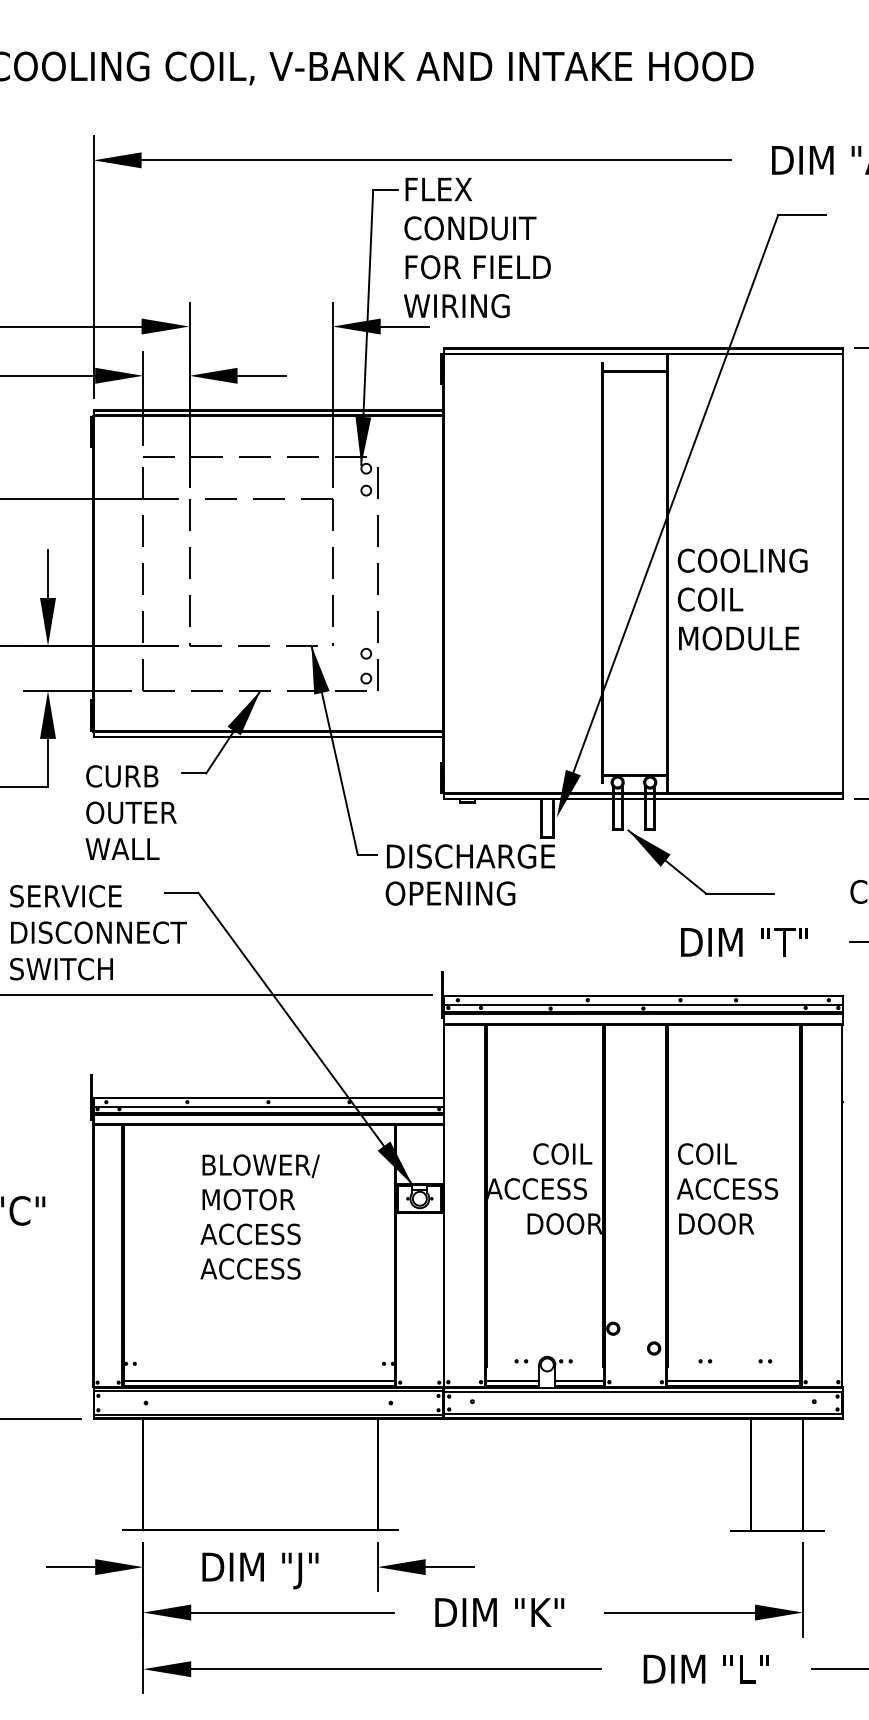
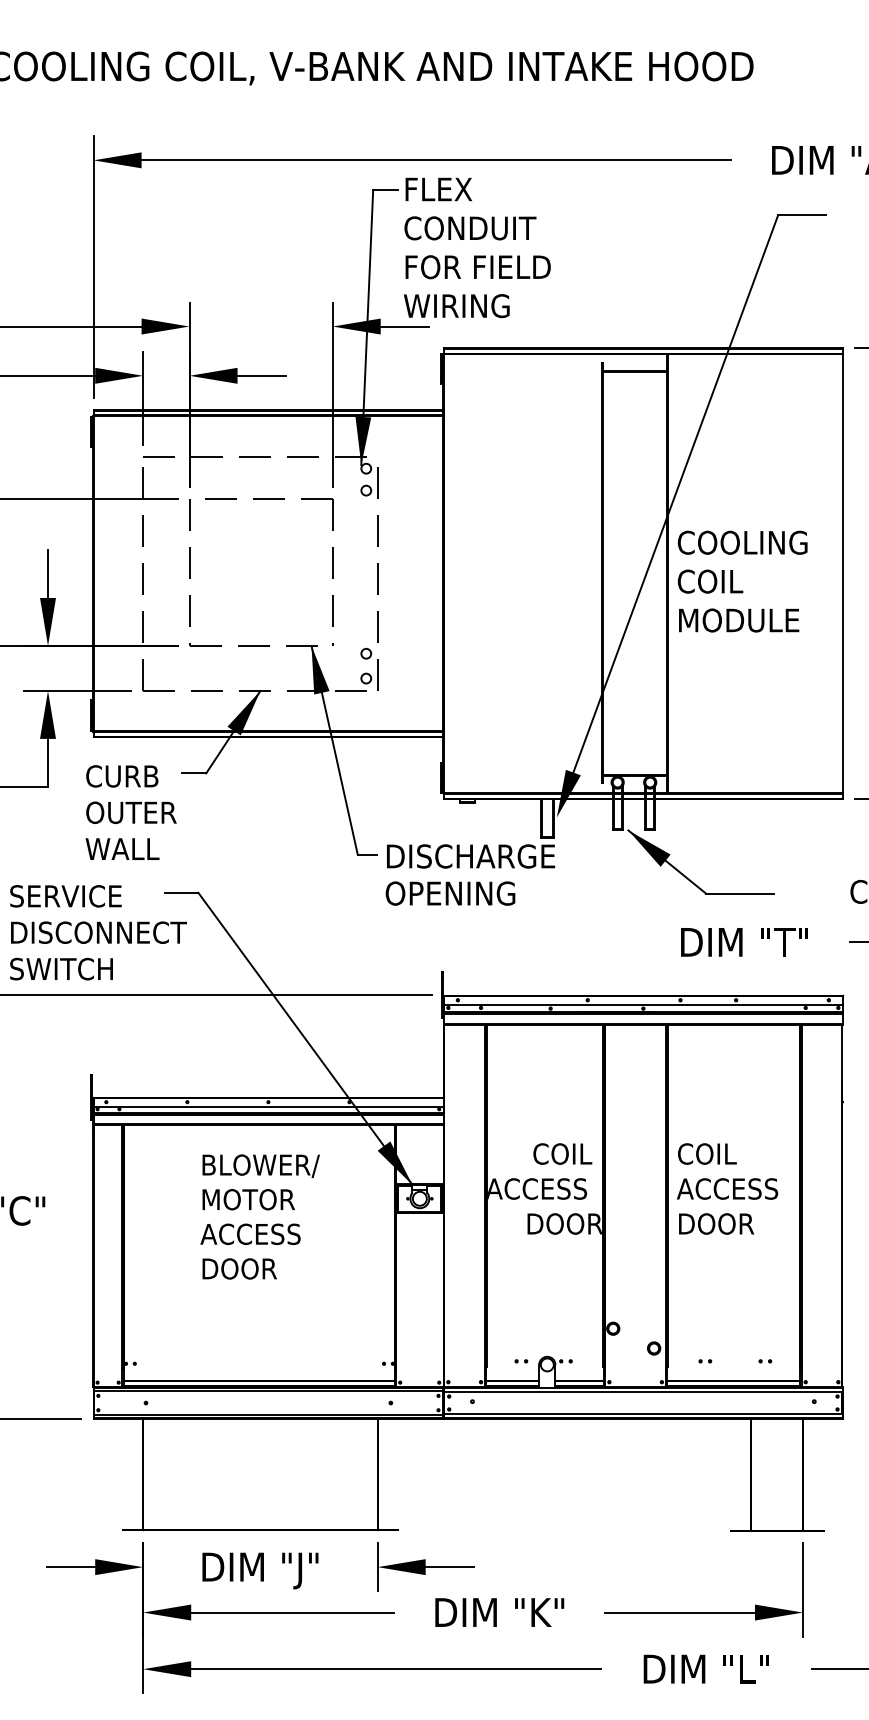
text position: (742, 599) -> (742, 581) (742, 581)
text: ACCESS -> DOOR (250, 1268)
